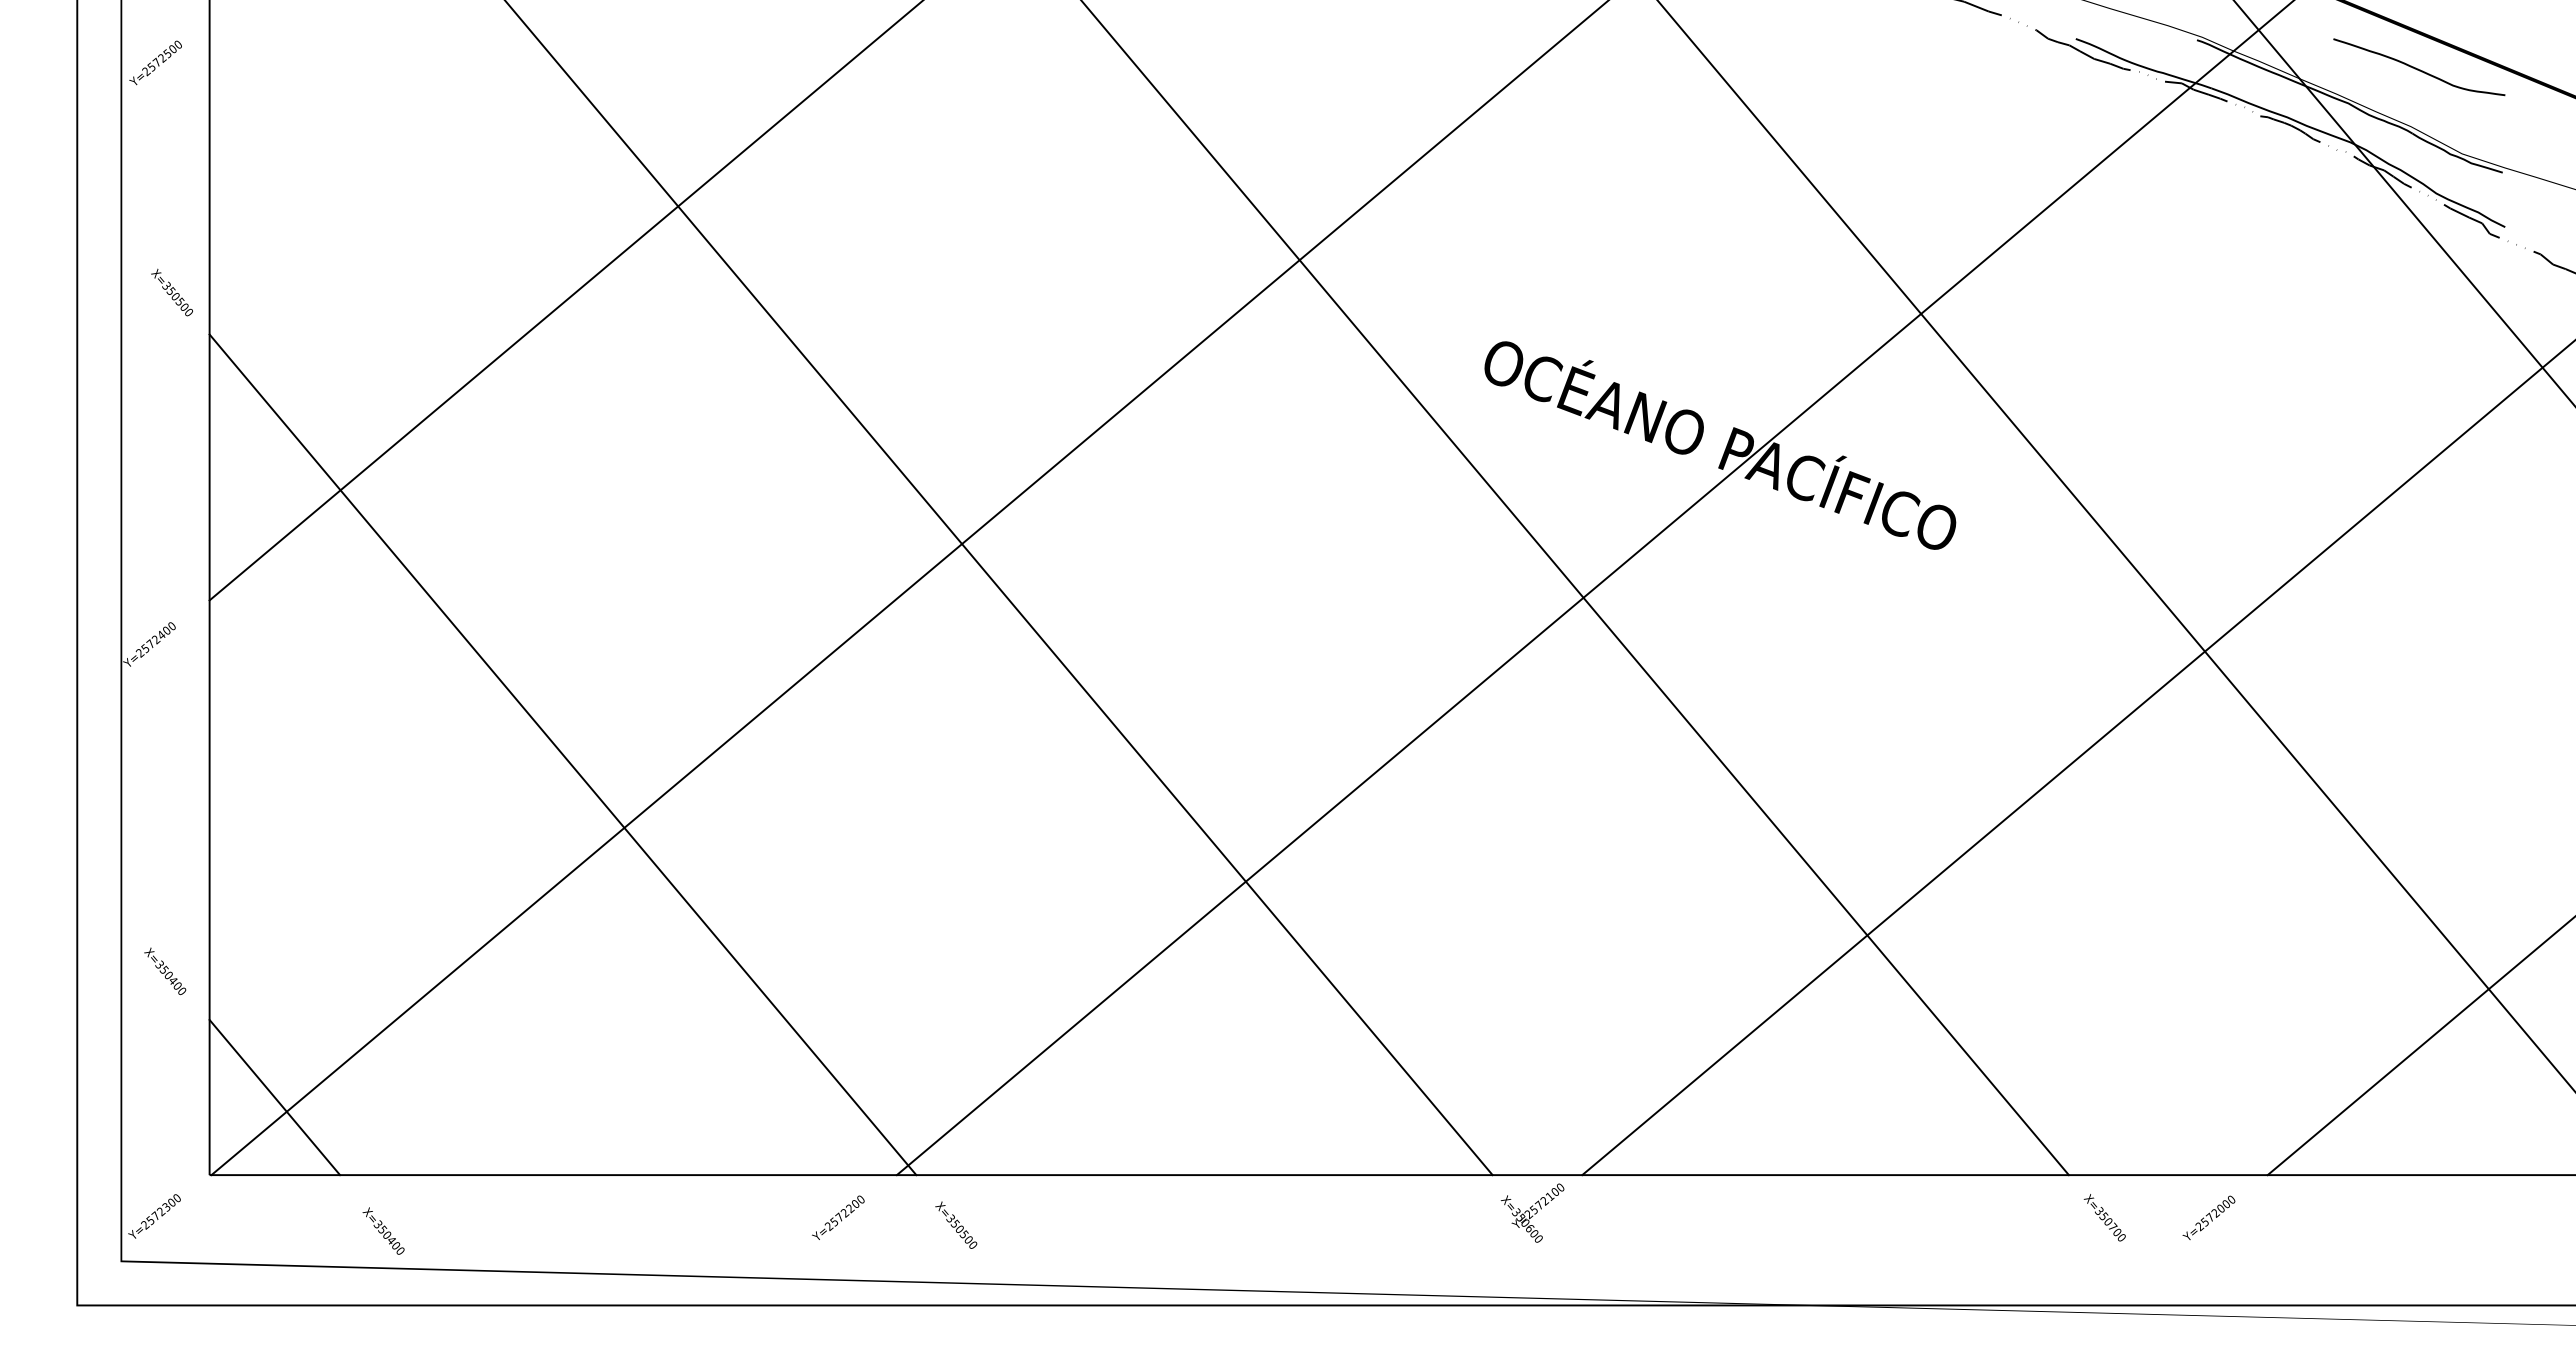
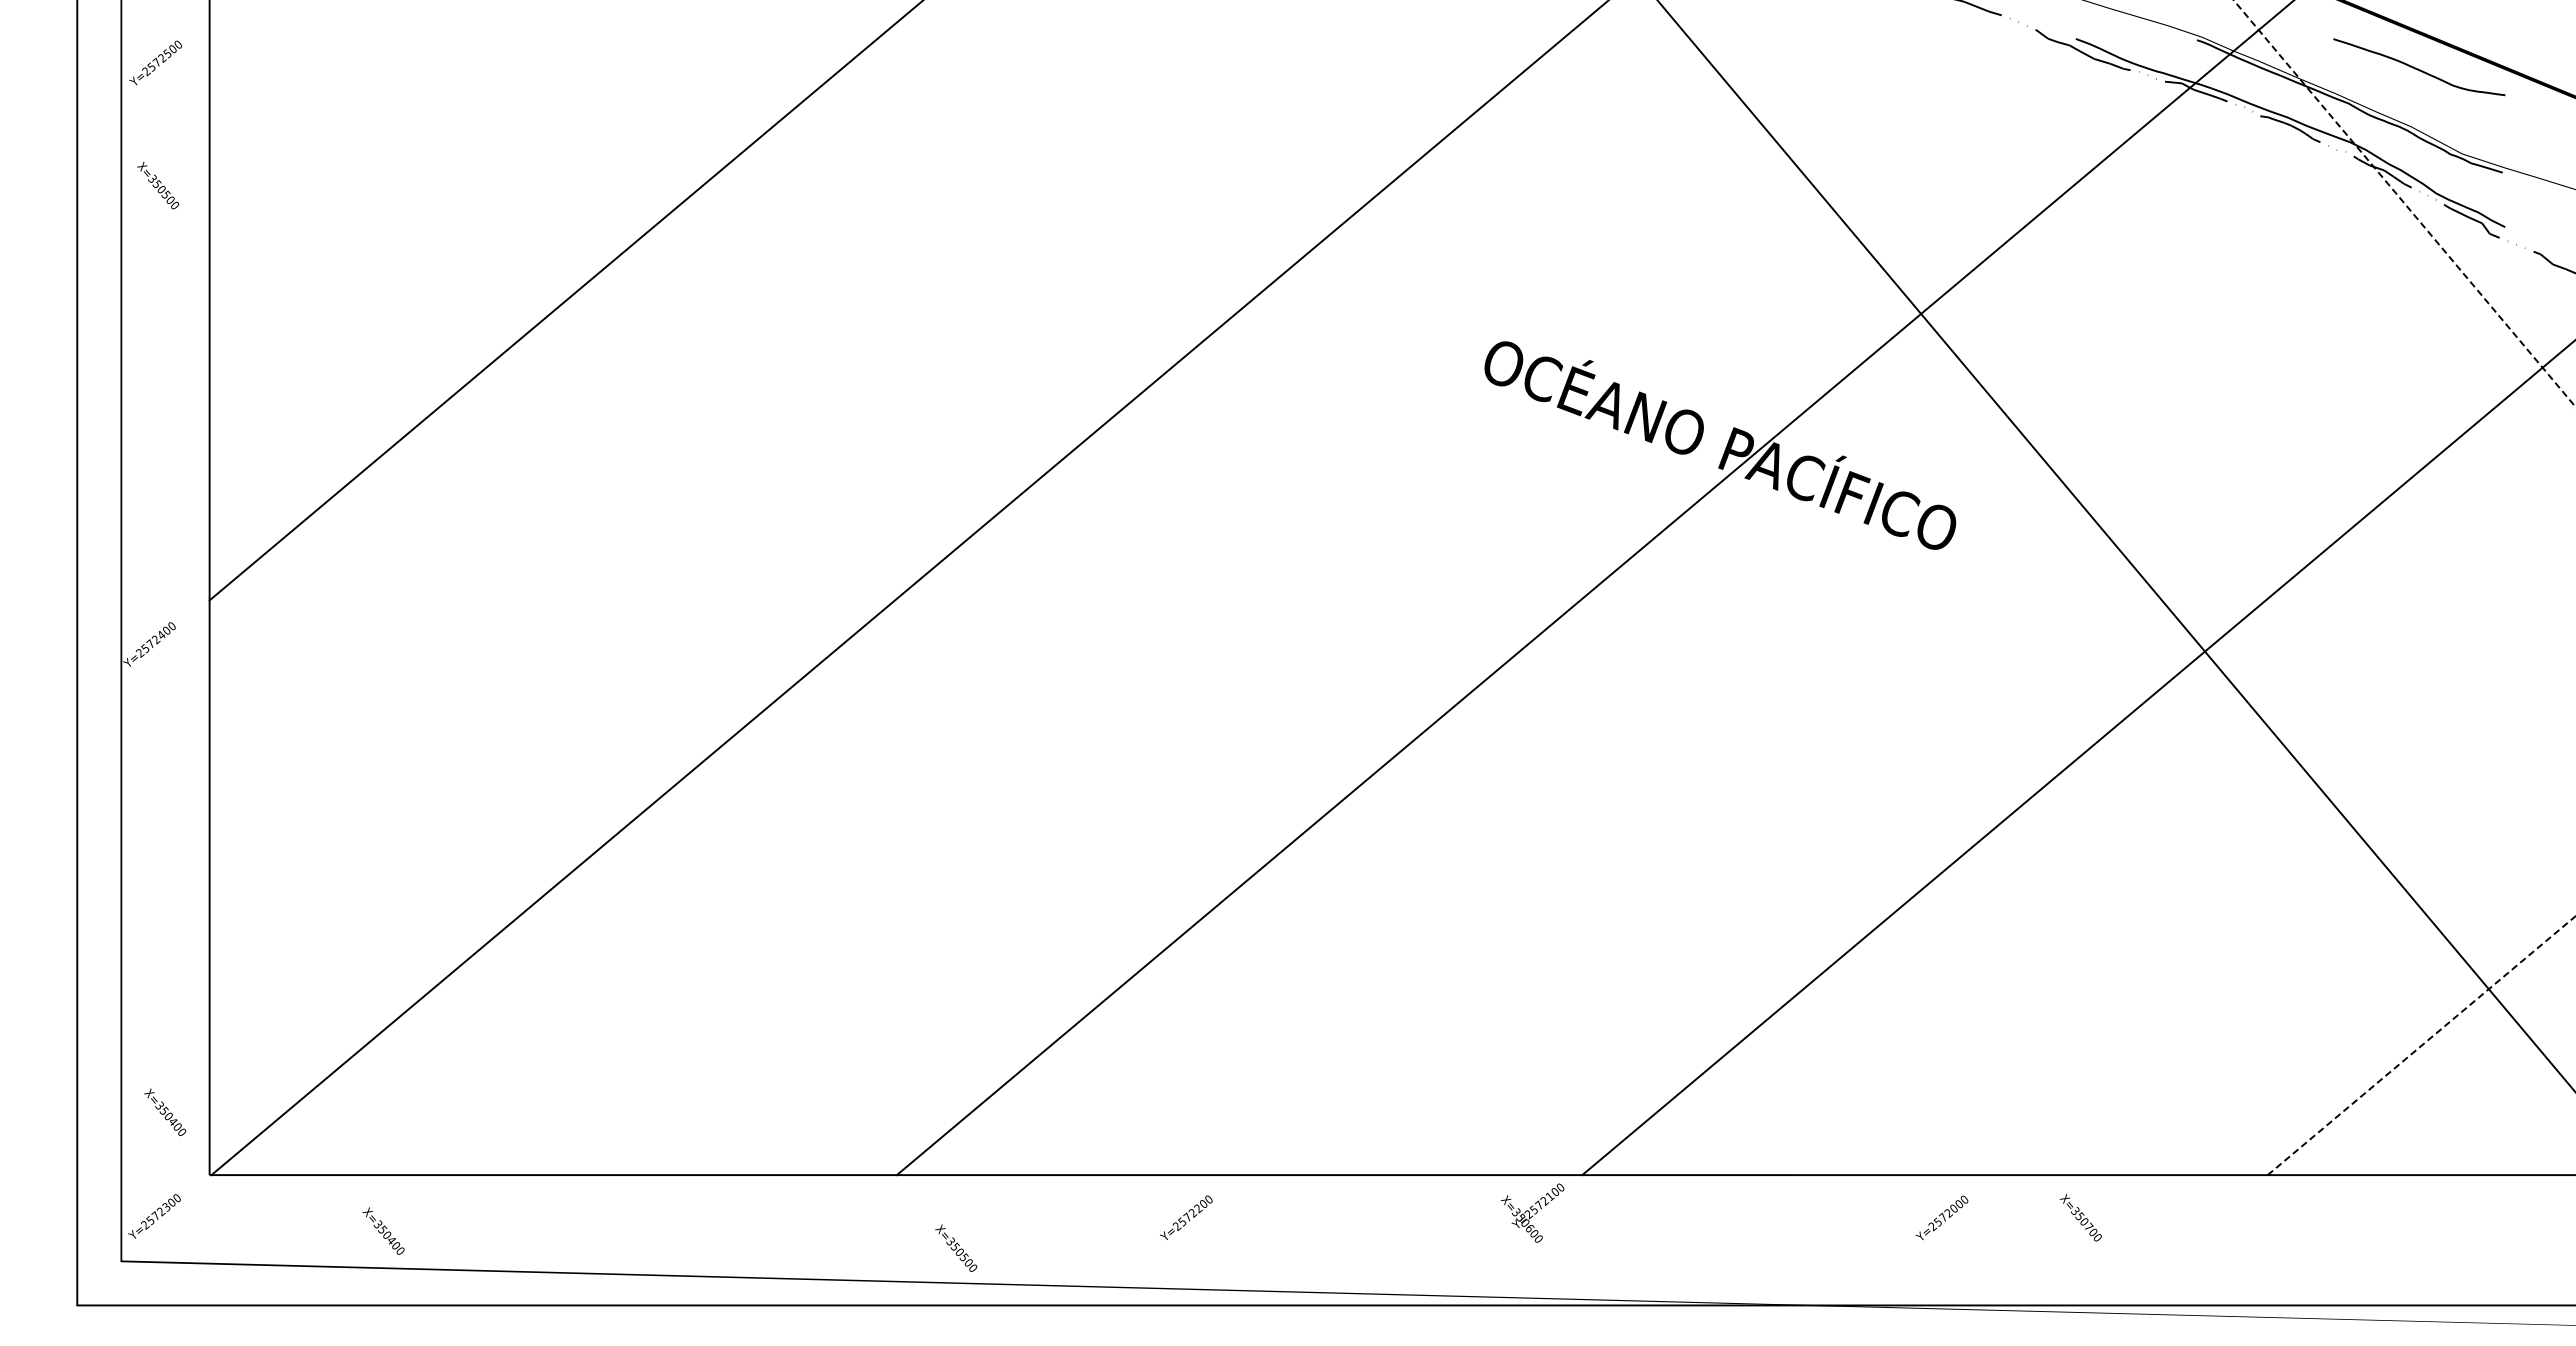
line: solid -> dashed (2404, 203)
text position: (171, 292) -> (157, 185) (157, 185)
line: present -> none (999, 588)
line: present -> none (1575, 588)
line: present -> none (562, 754)
text position: (165, 971) -> (165, 1112) (165, 1112)
line: solid -> dashed (2421, 1045)
line: present -> none (274, 1097)
text position: (838, 1217) -> (1186, 1217) (1186, 1217)
text position: (2104, 1217) -> (2080, 1217) (2080, 1217)
text position: (2208, 1217) -> (1941, 1217) (1941, 1217)
text position: (956, 1224) -> (956, 1247) (956, 1247)
